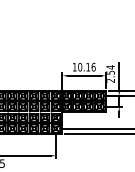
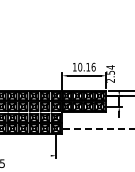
line: present -> none (119, 76)
line: solid -> dashed (98, 128)
line: present -> none (98, 133)
line: present -> none (26, 155)
